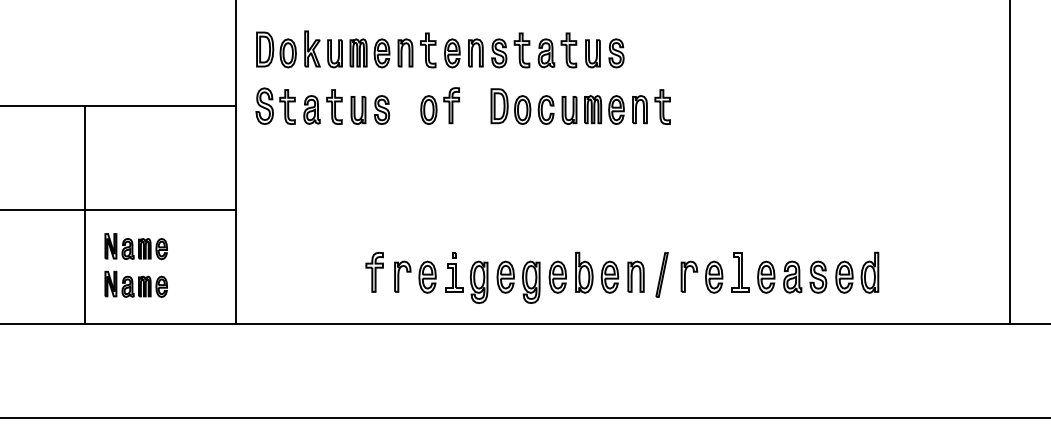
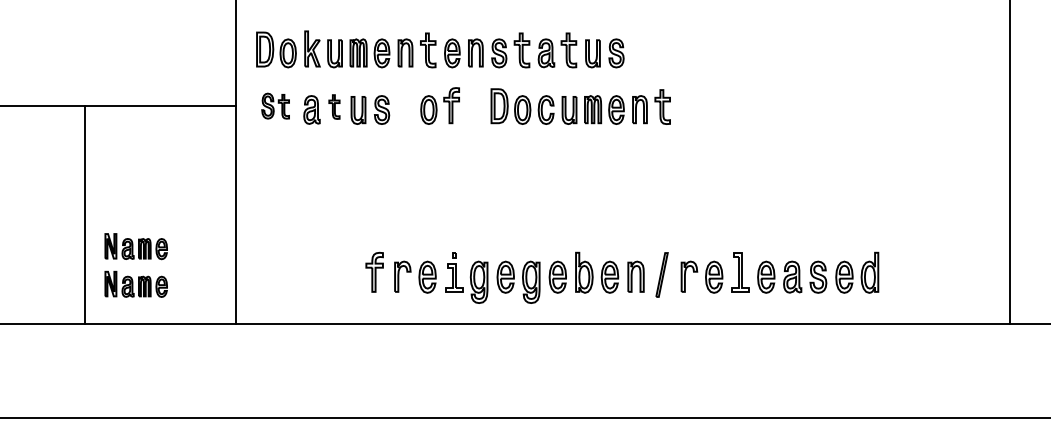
part size: 41x38 px -> 29x28 px (275, 105)
part size: 17x36 px -> 13x26 px (334, 106)
line: present -> none (118, 210)
